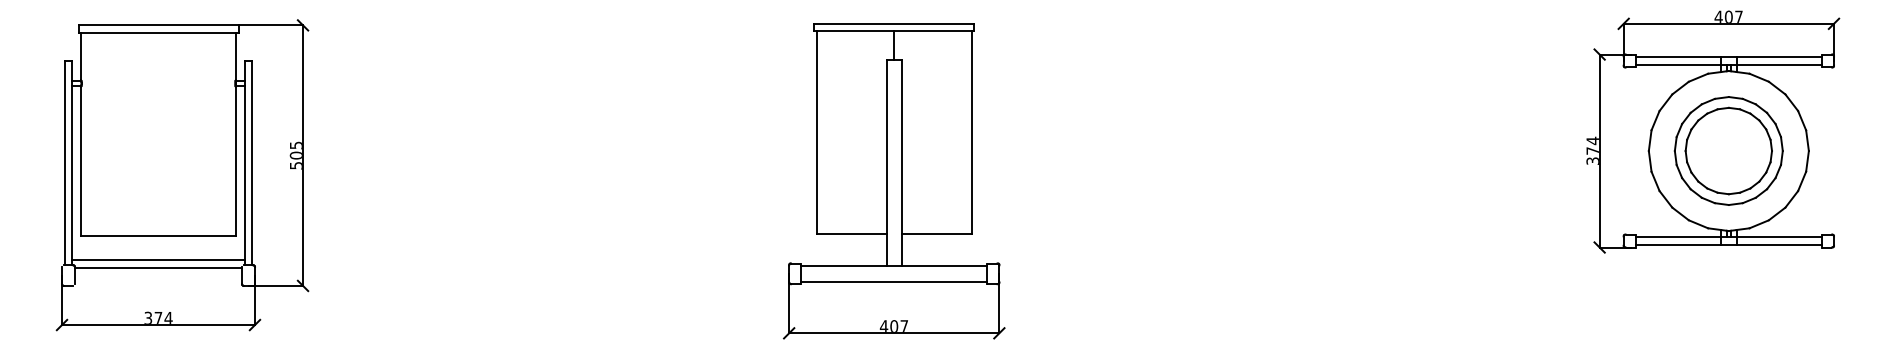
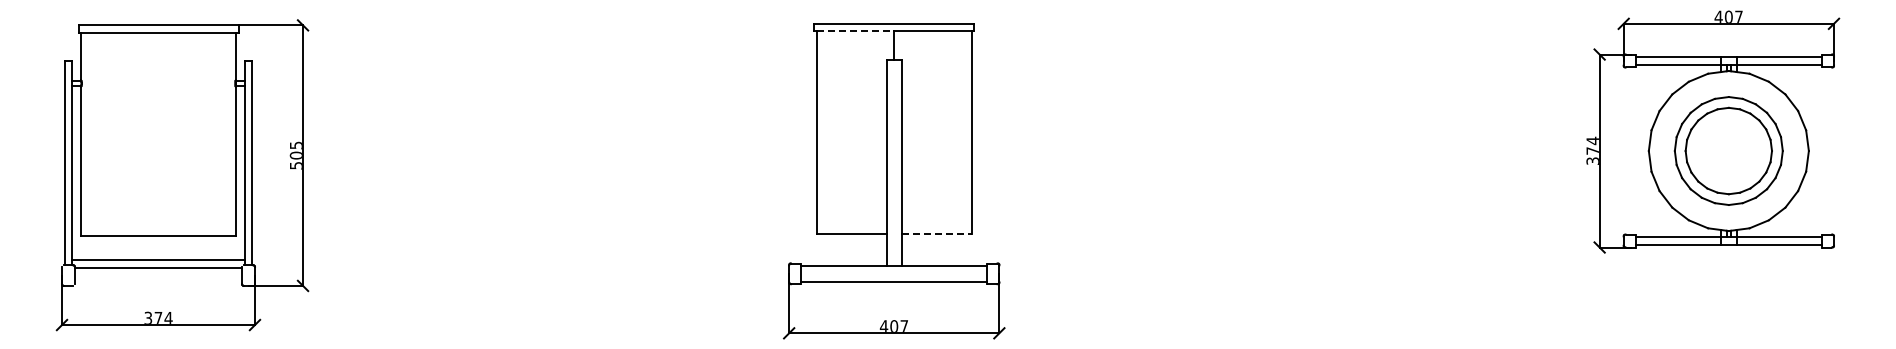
line: solid -> dashed (855, 31)
line: solid -> dashed (936, 234)
